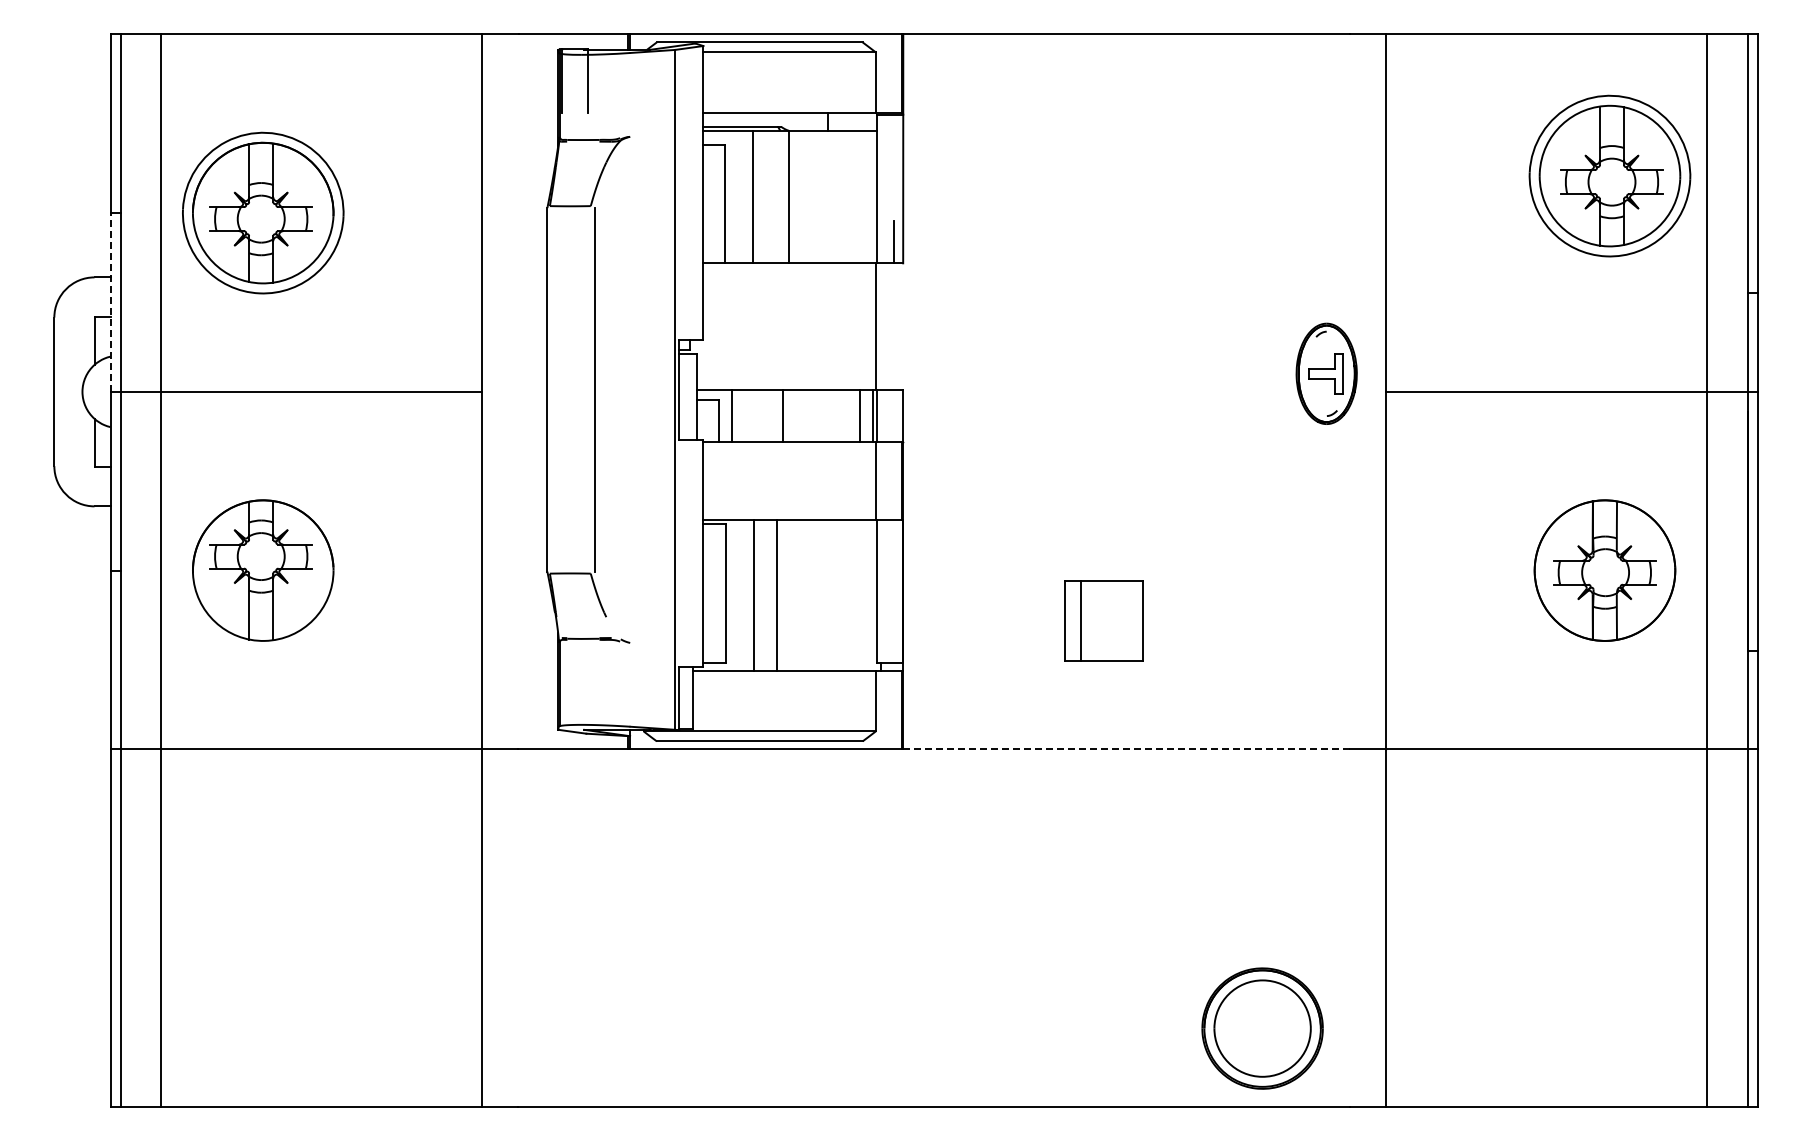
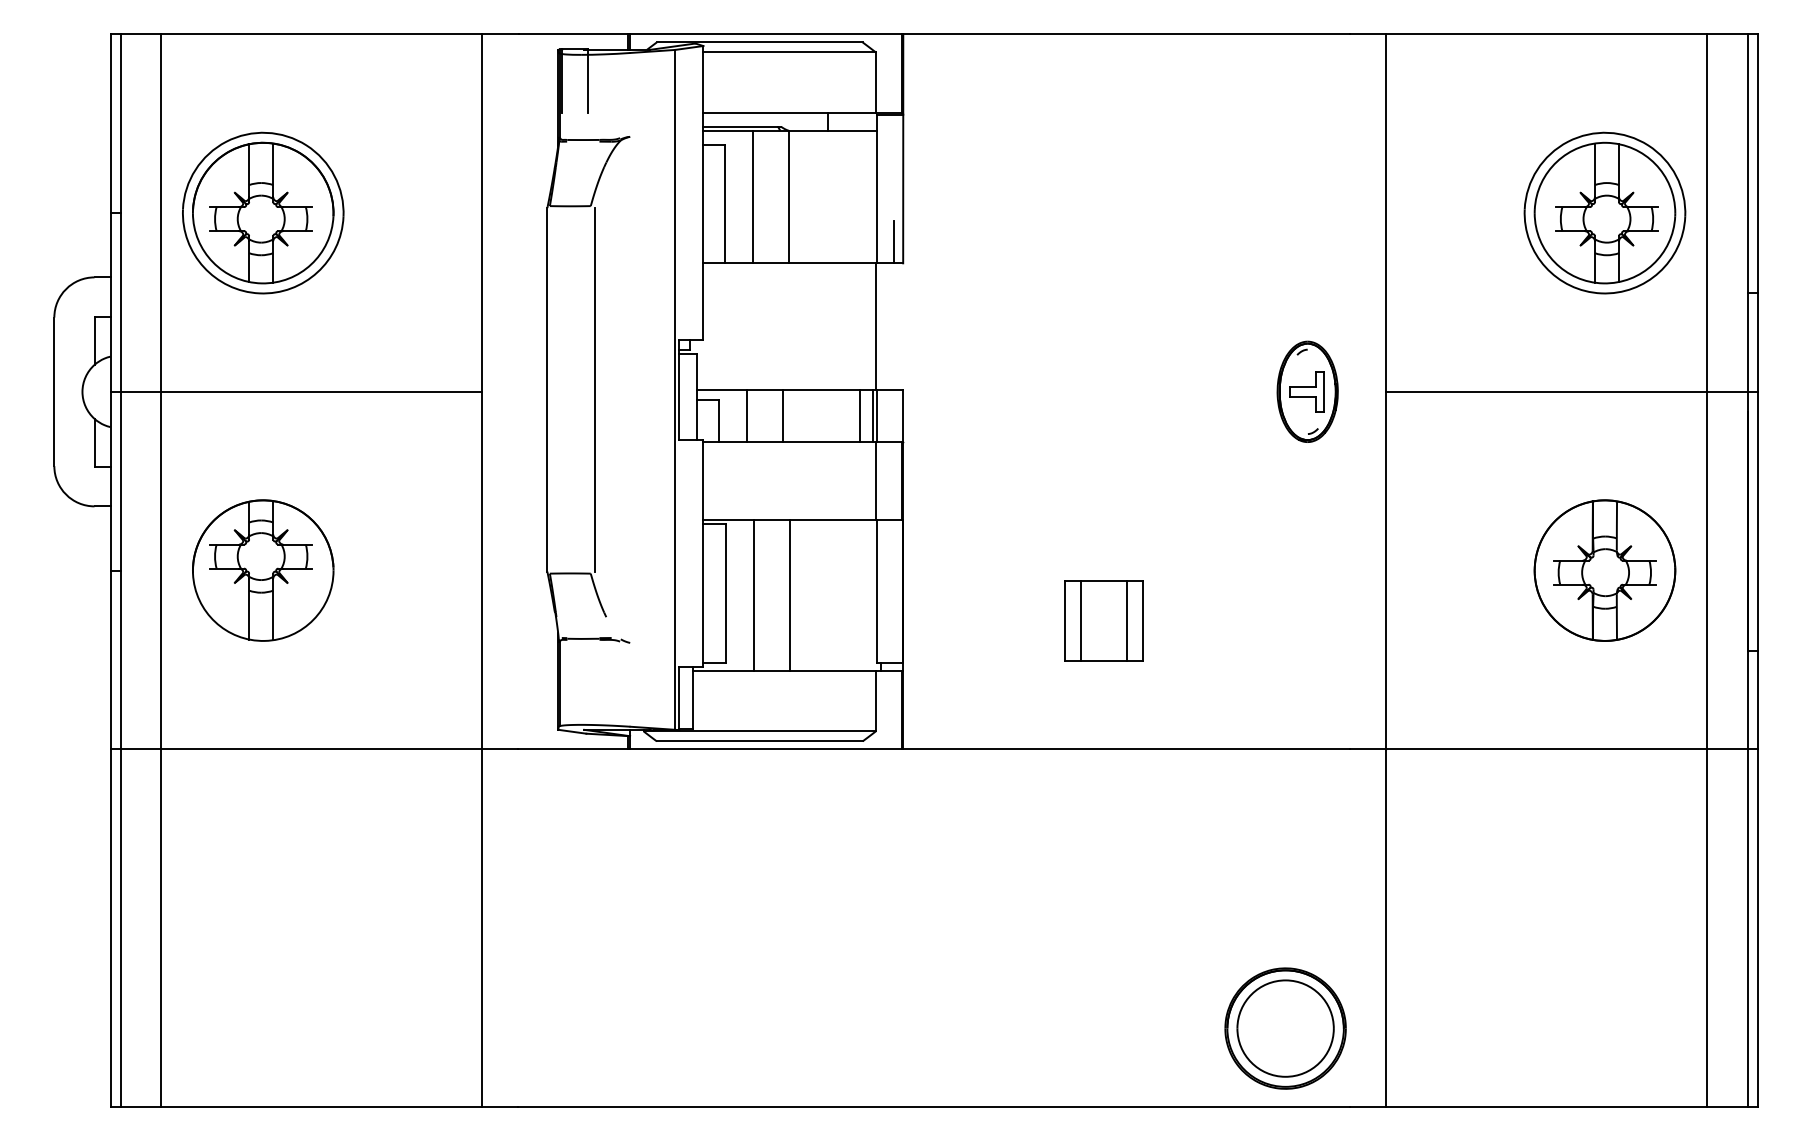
part position: (1609, 175) -> (1604, 212) (1604, 212)
line: dashed -> solid (110, 302)
part position: (1326, 373) -> (1307, 391) (1307, 391)
line position: (731, 415) -> (746, 415) (746, 415)
line position: (776, 595) -> (789, 595) (789, 595)
line: none -> present (1126, 620)
line: dashed -> solid (1127, 749)
part position: (1262, 1028) -> (1285, 1028) (1285, 1028)
